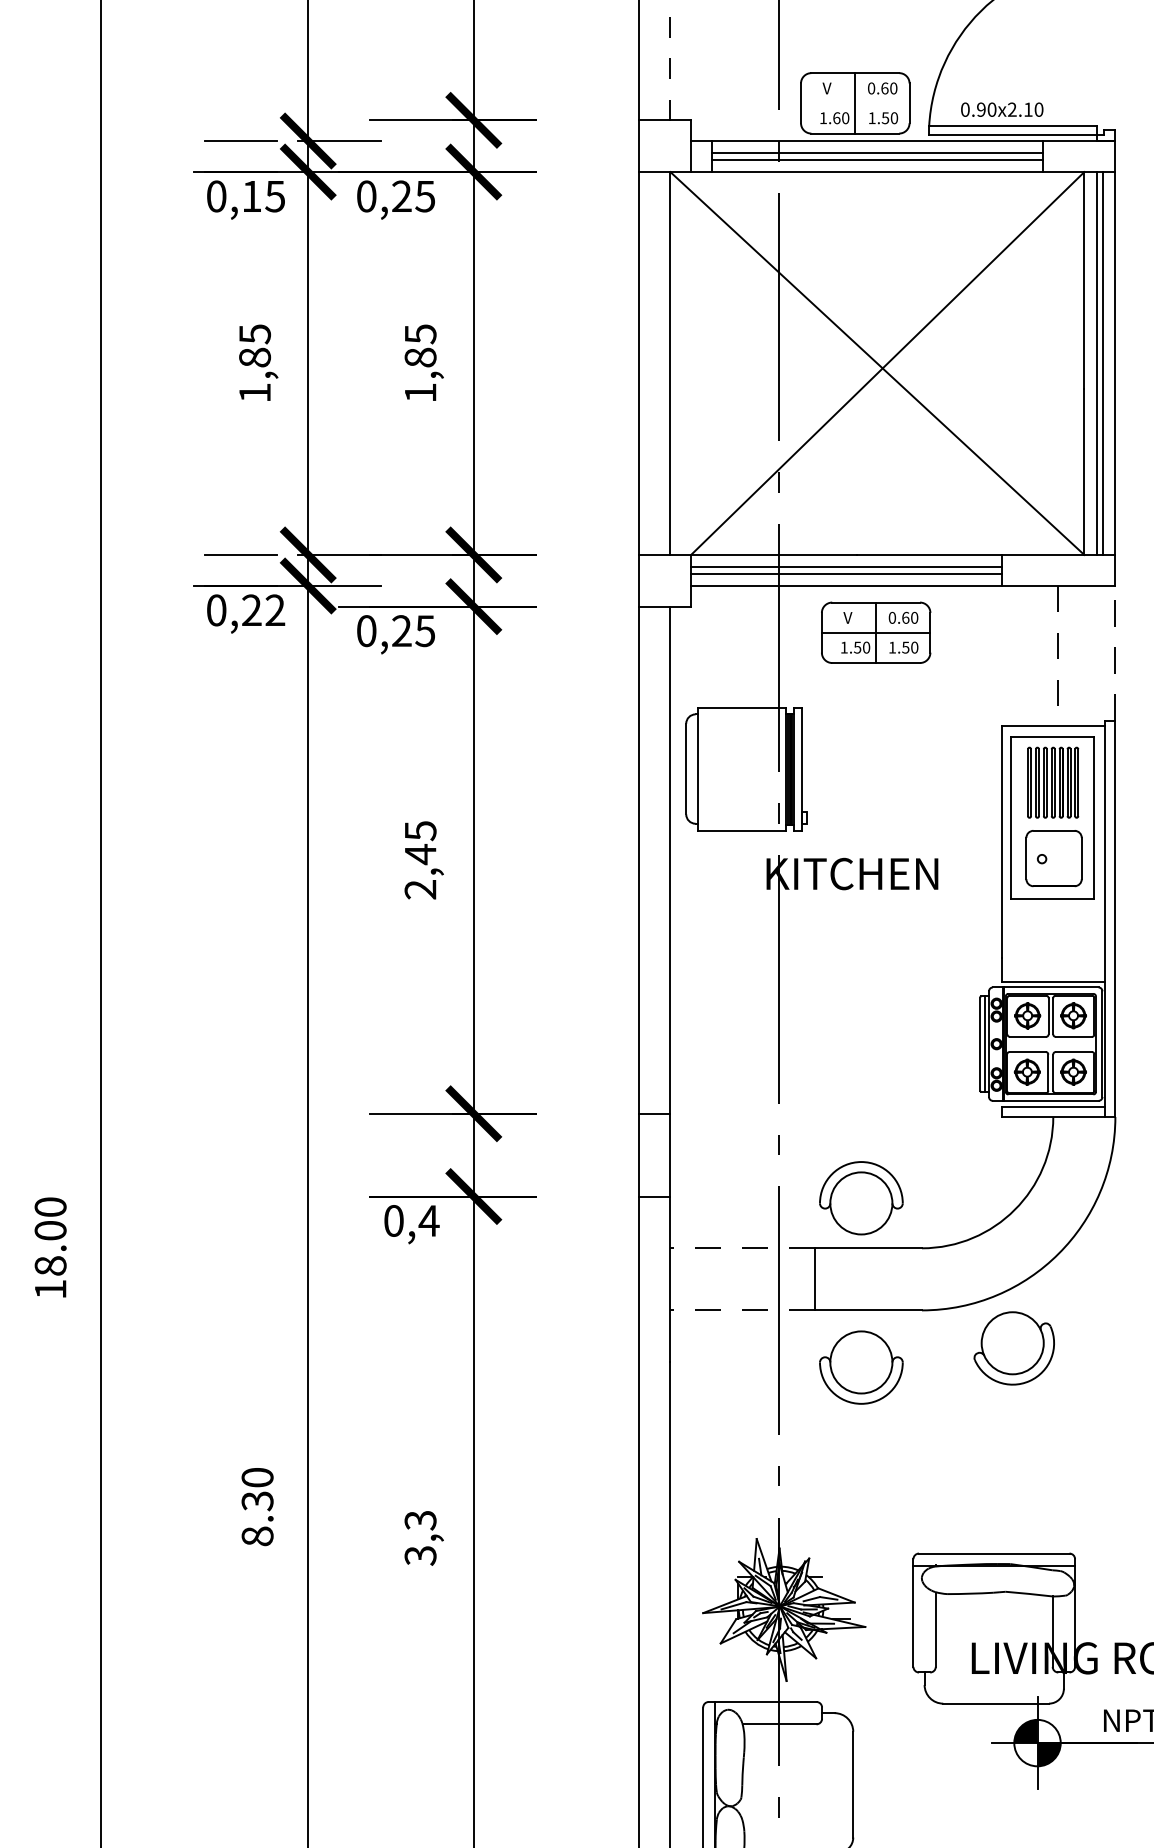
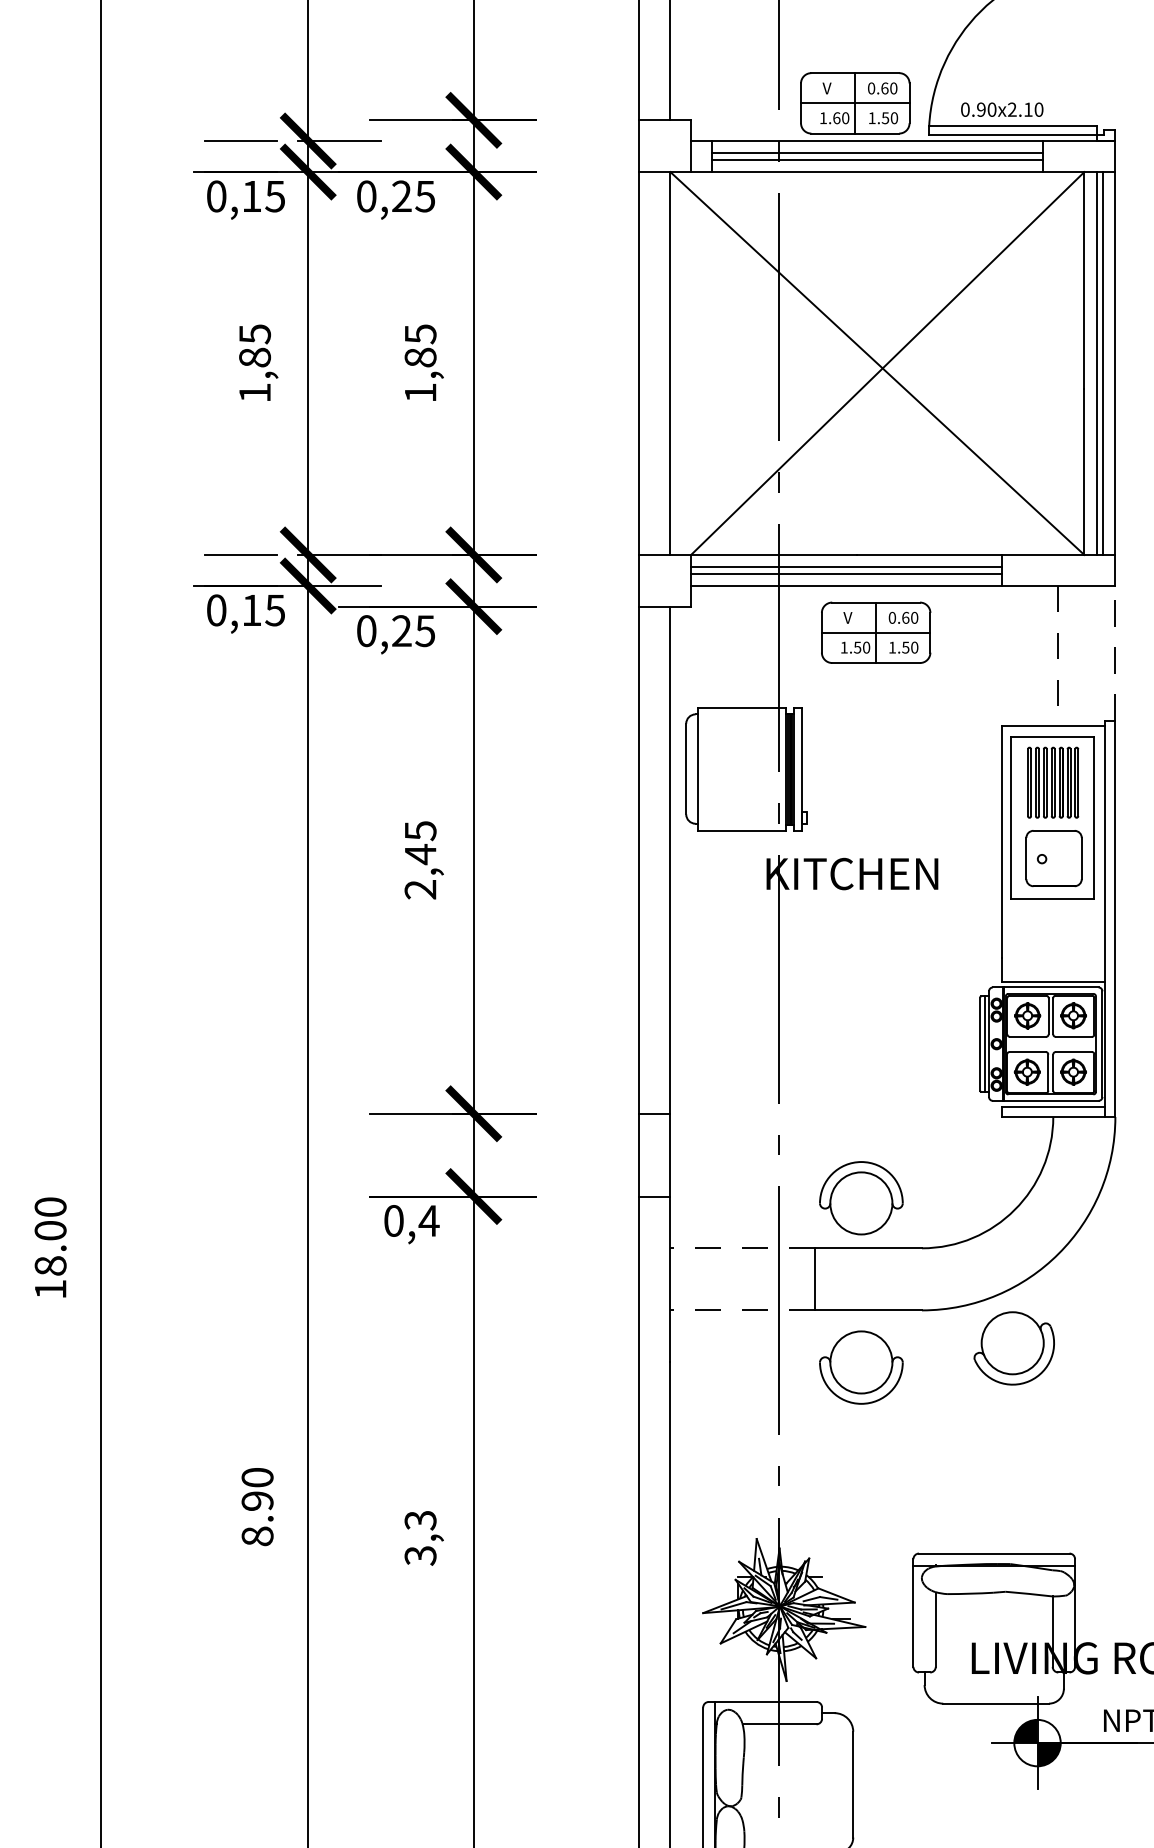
line: dashed -> solid (670, 60)
line: none -> present (855, 103)
text: 0,22 -> 0,15 (263, 610)
text: 8.30 -> 8.90 (257, 1501)
